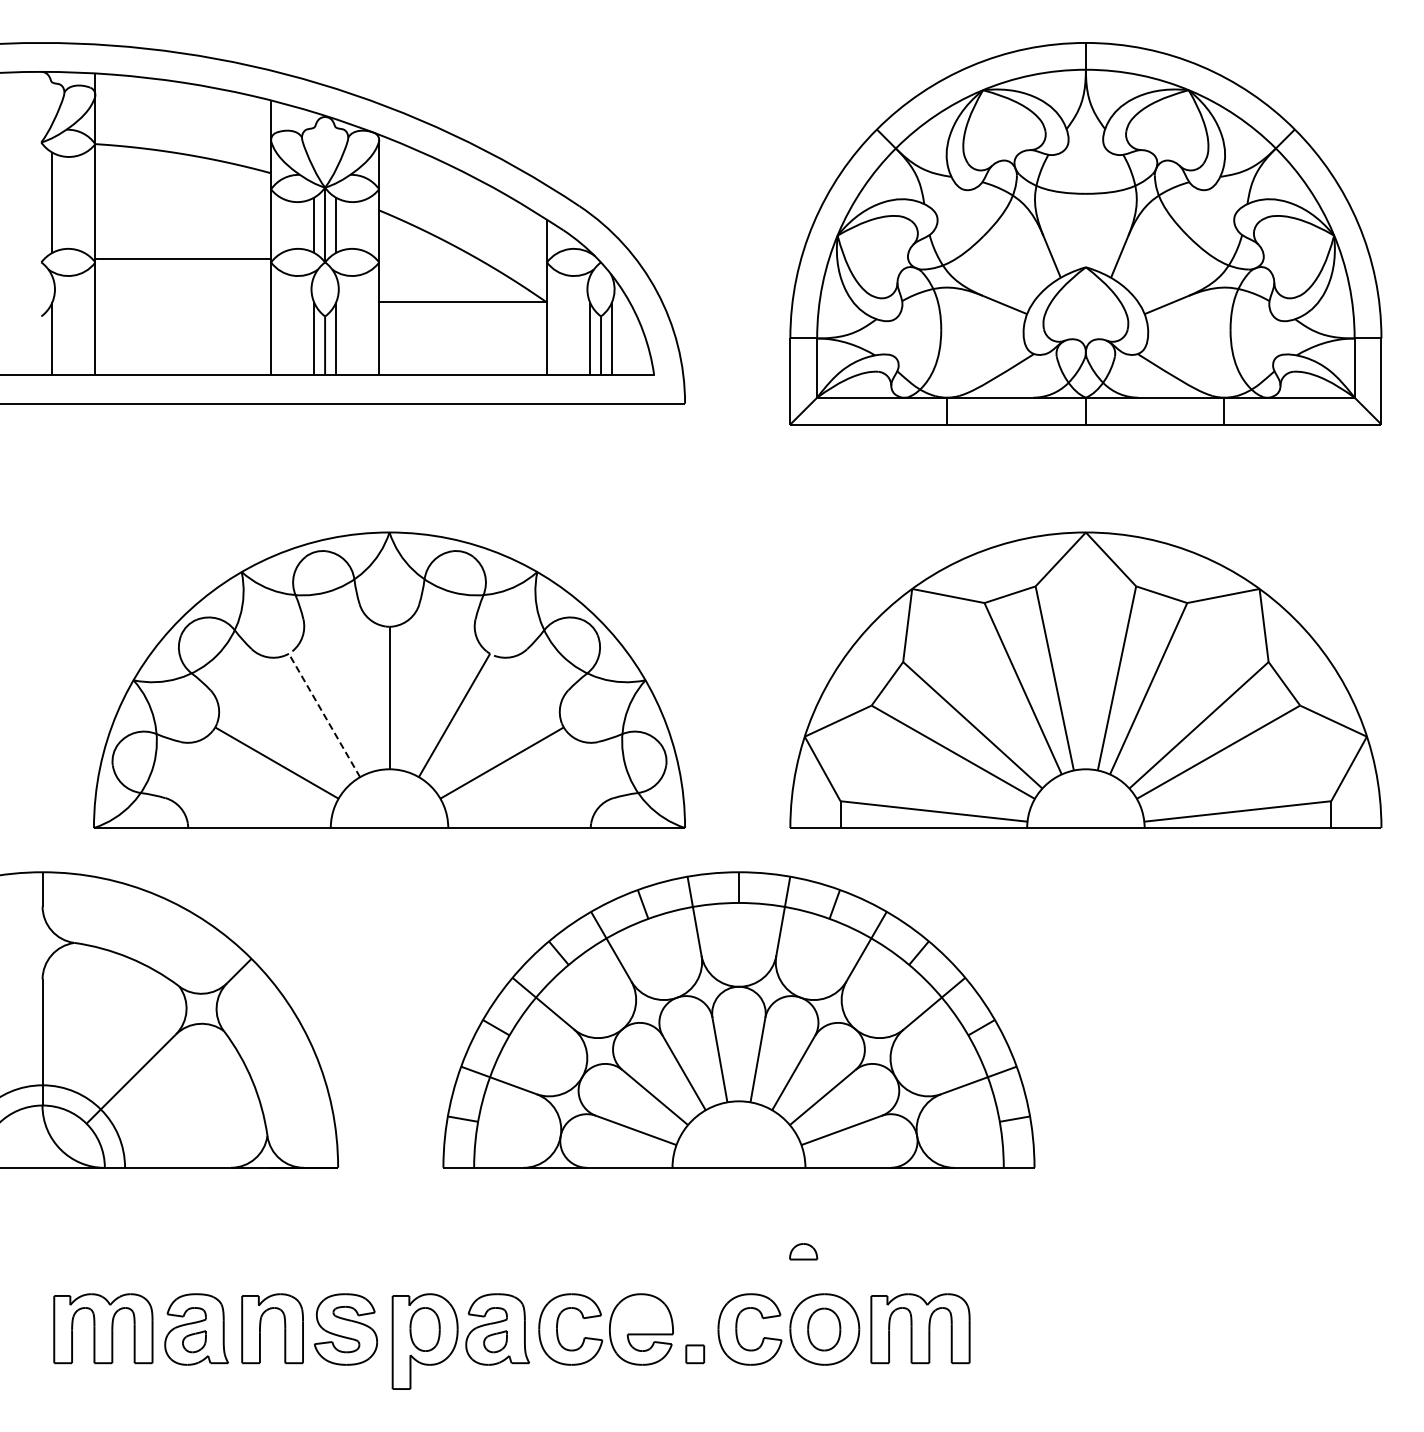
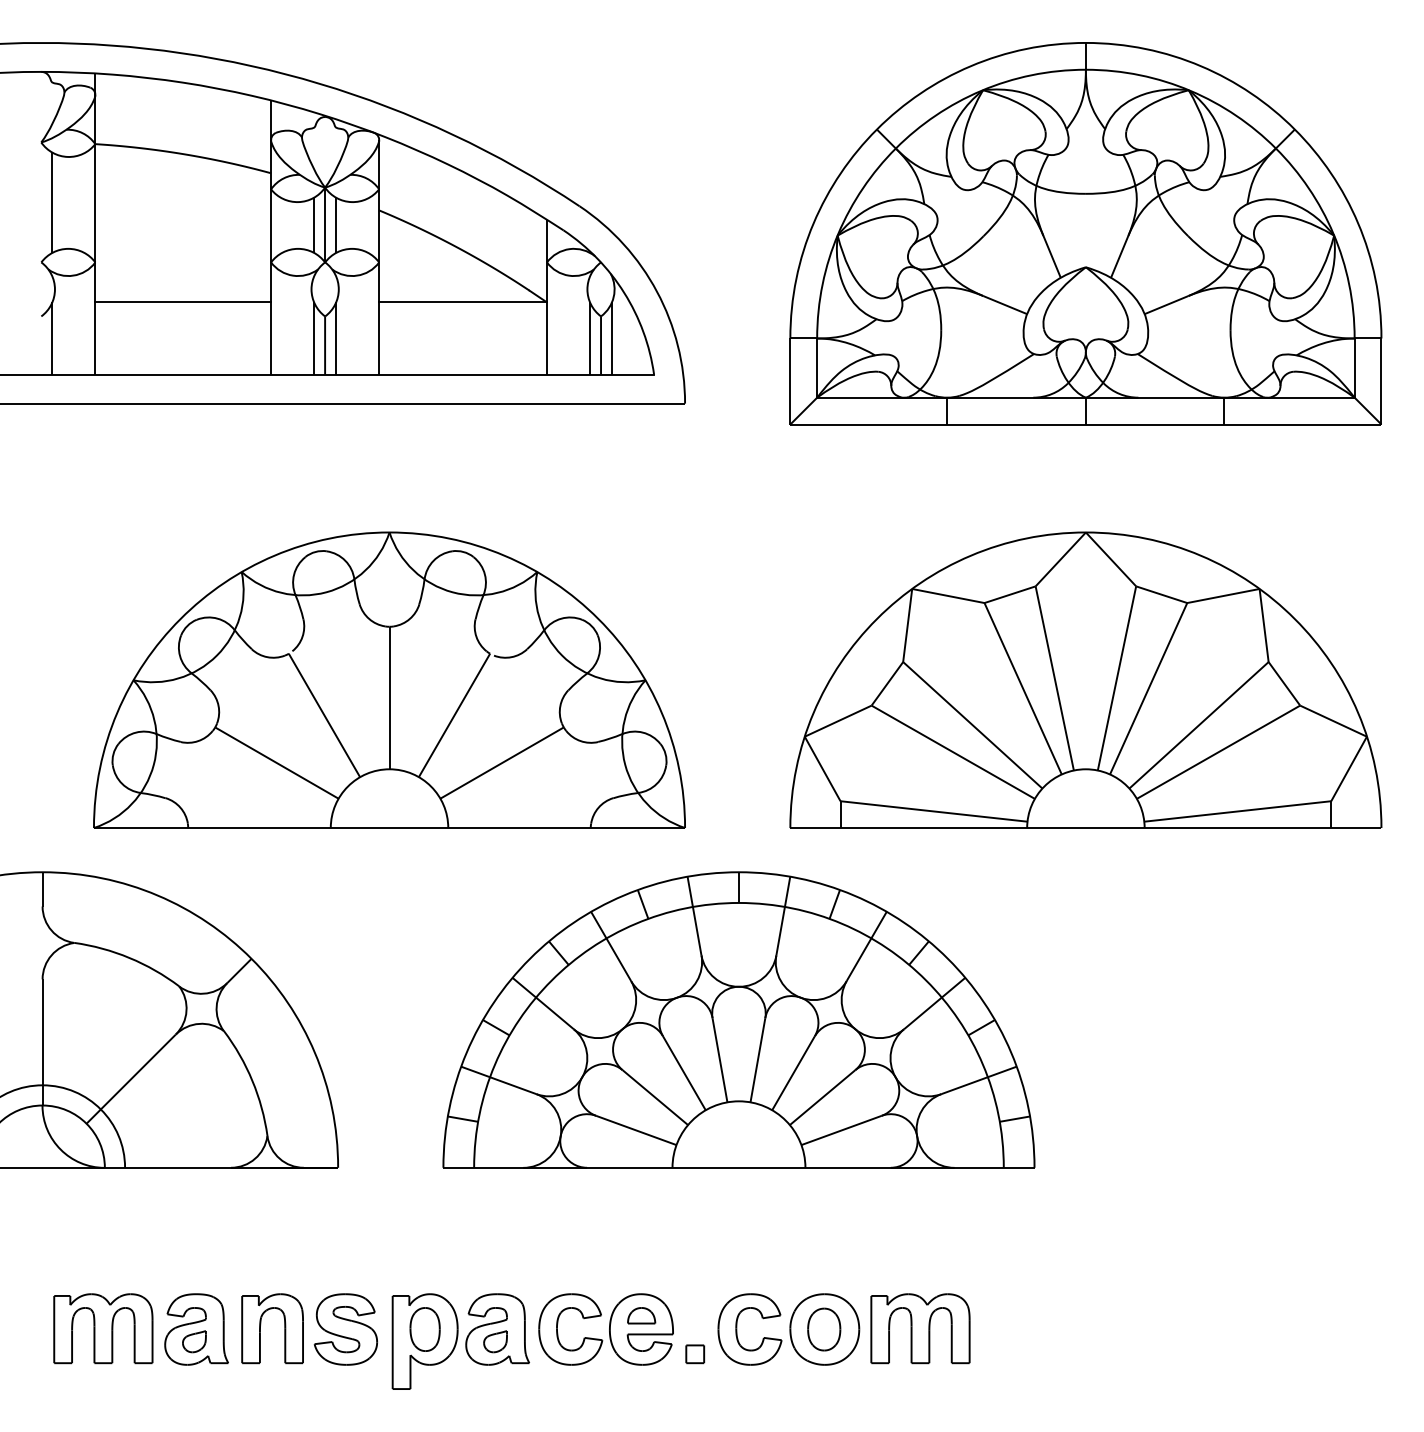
line position: (183, 259) -> (183, 302) (183, 302)
line: dashed -> solid (324, 715)
part position: (803, 1251) -> (641, 1315) (641, 1315)
